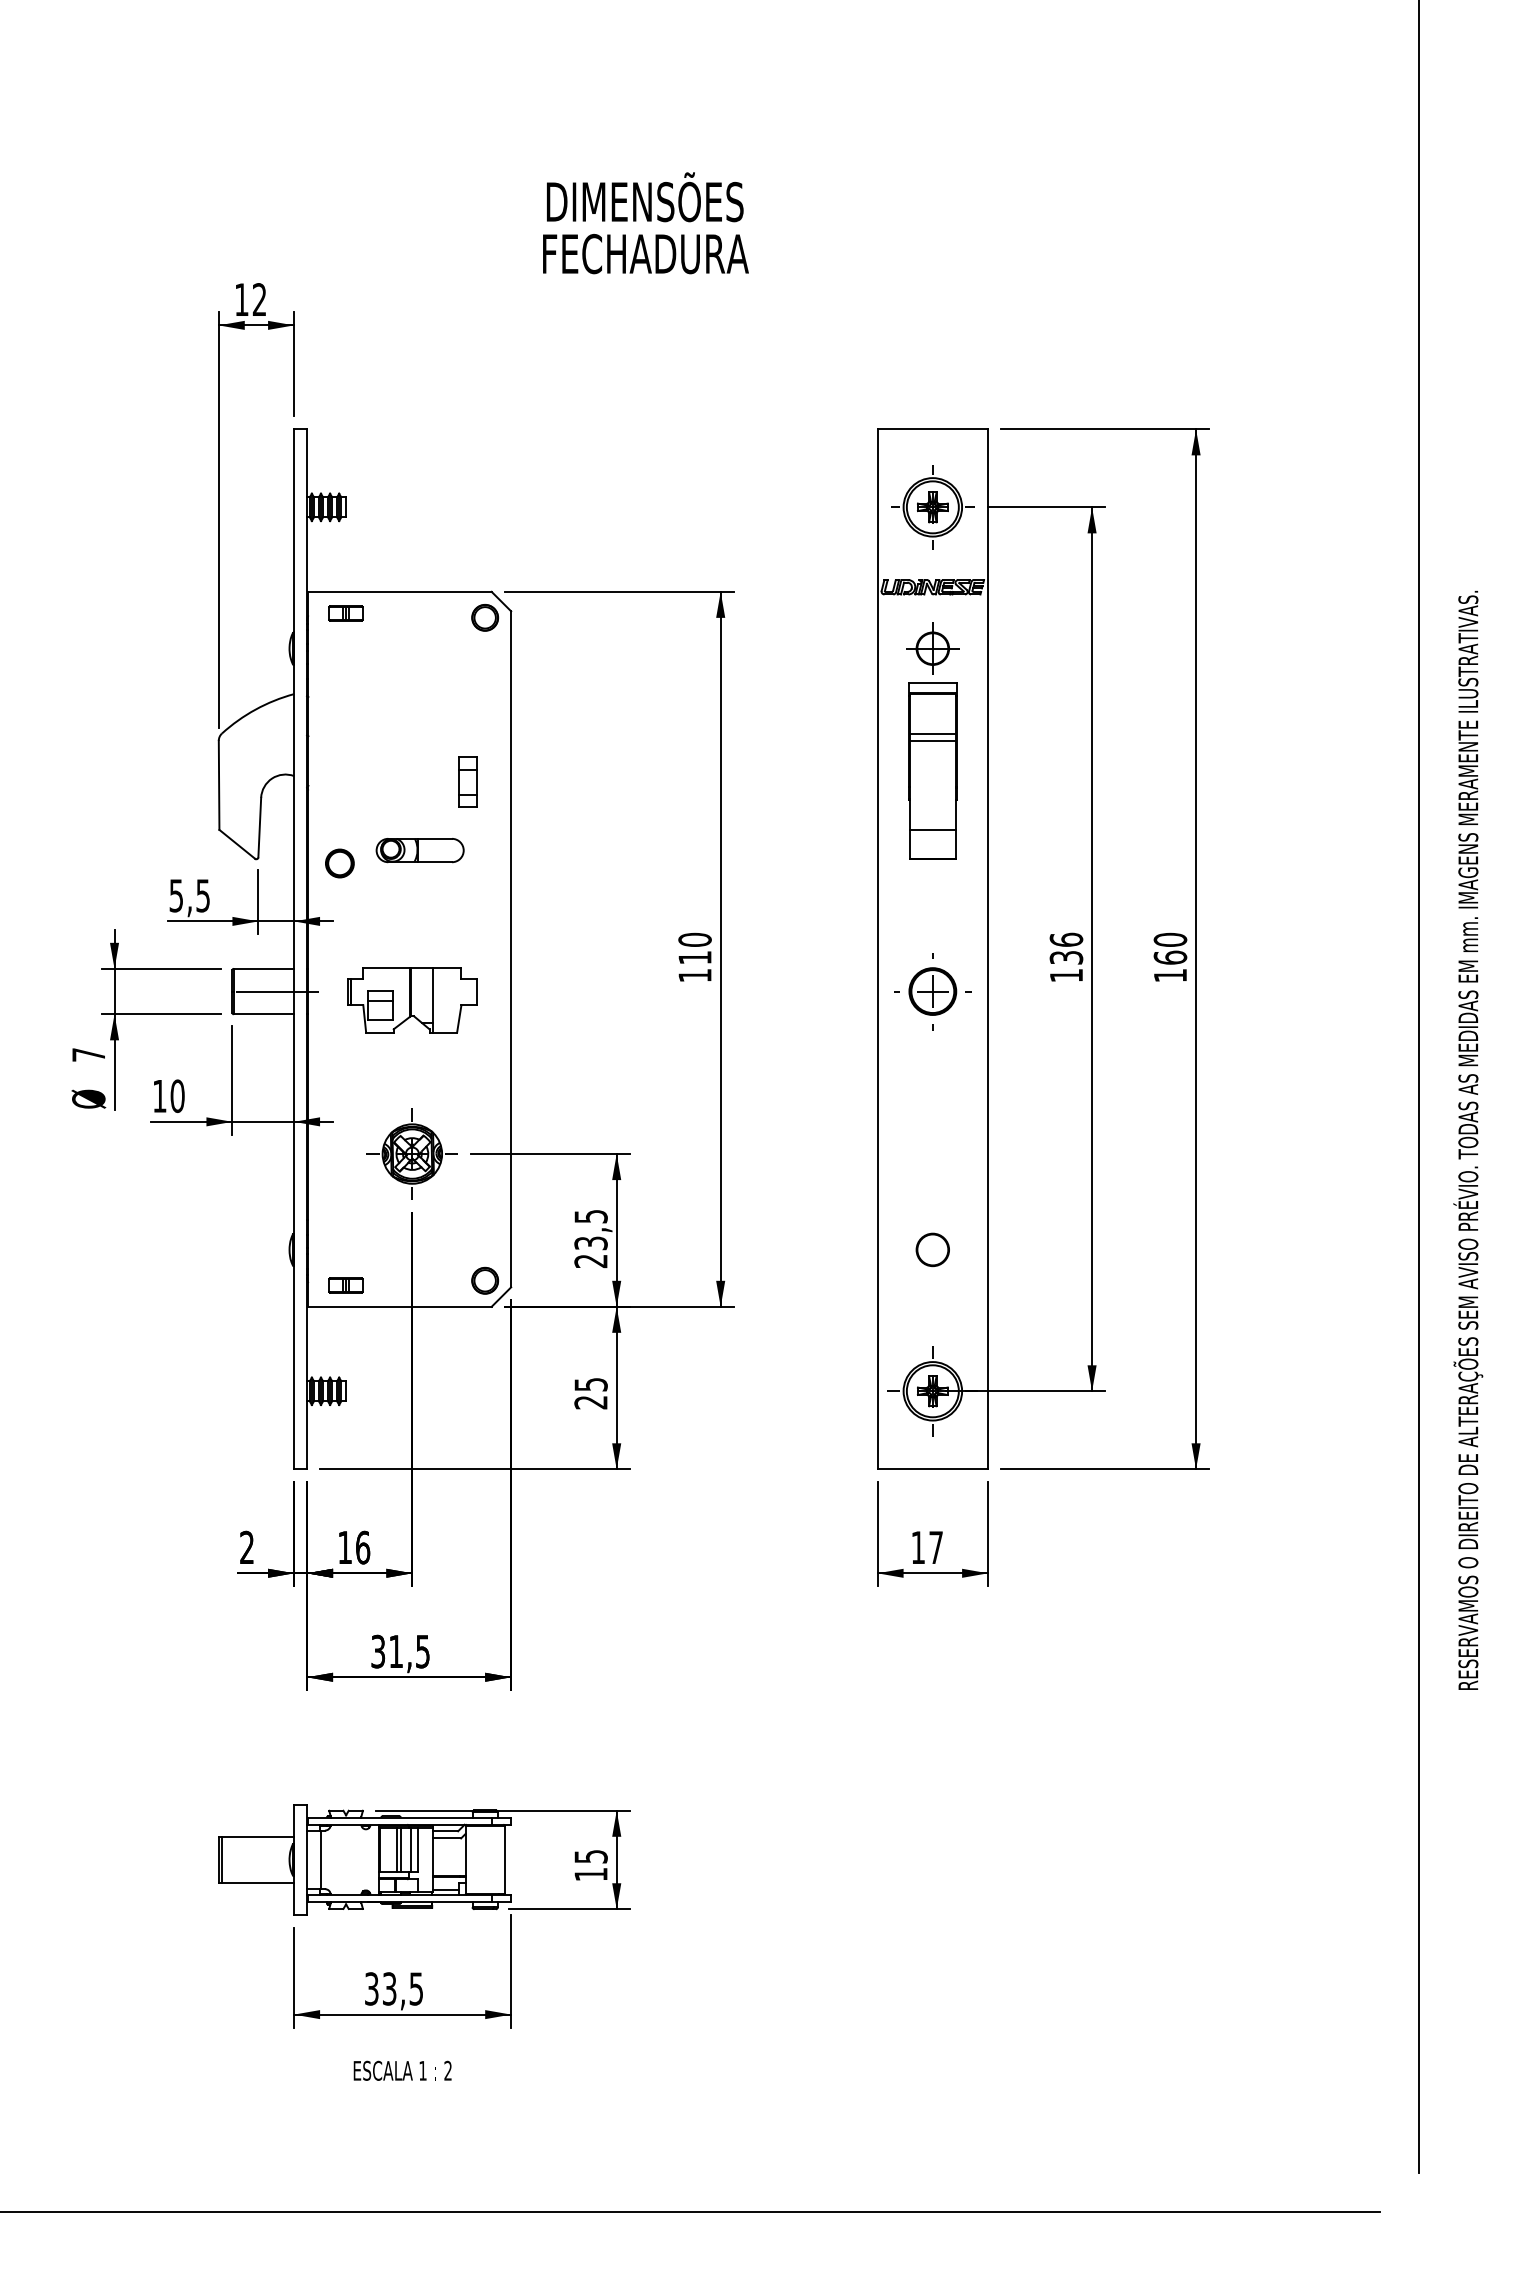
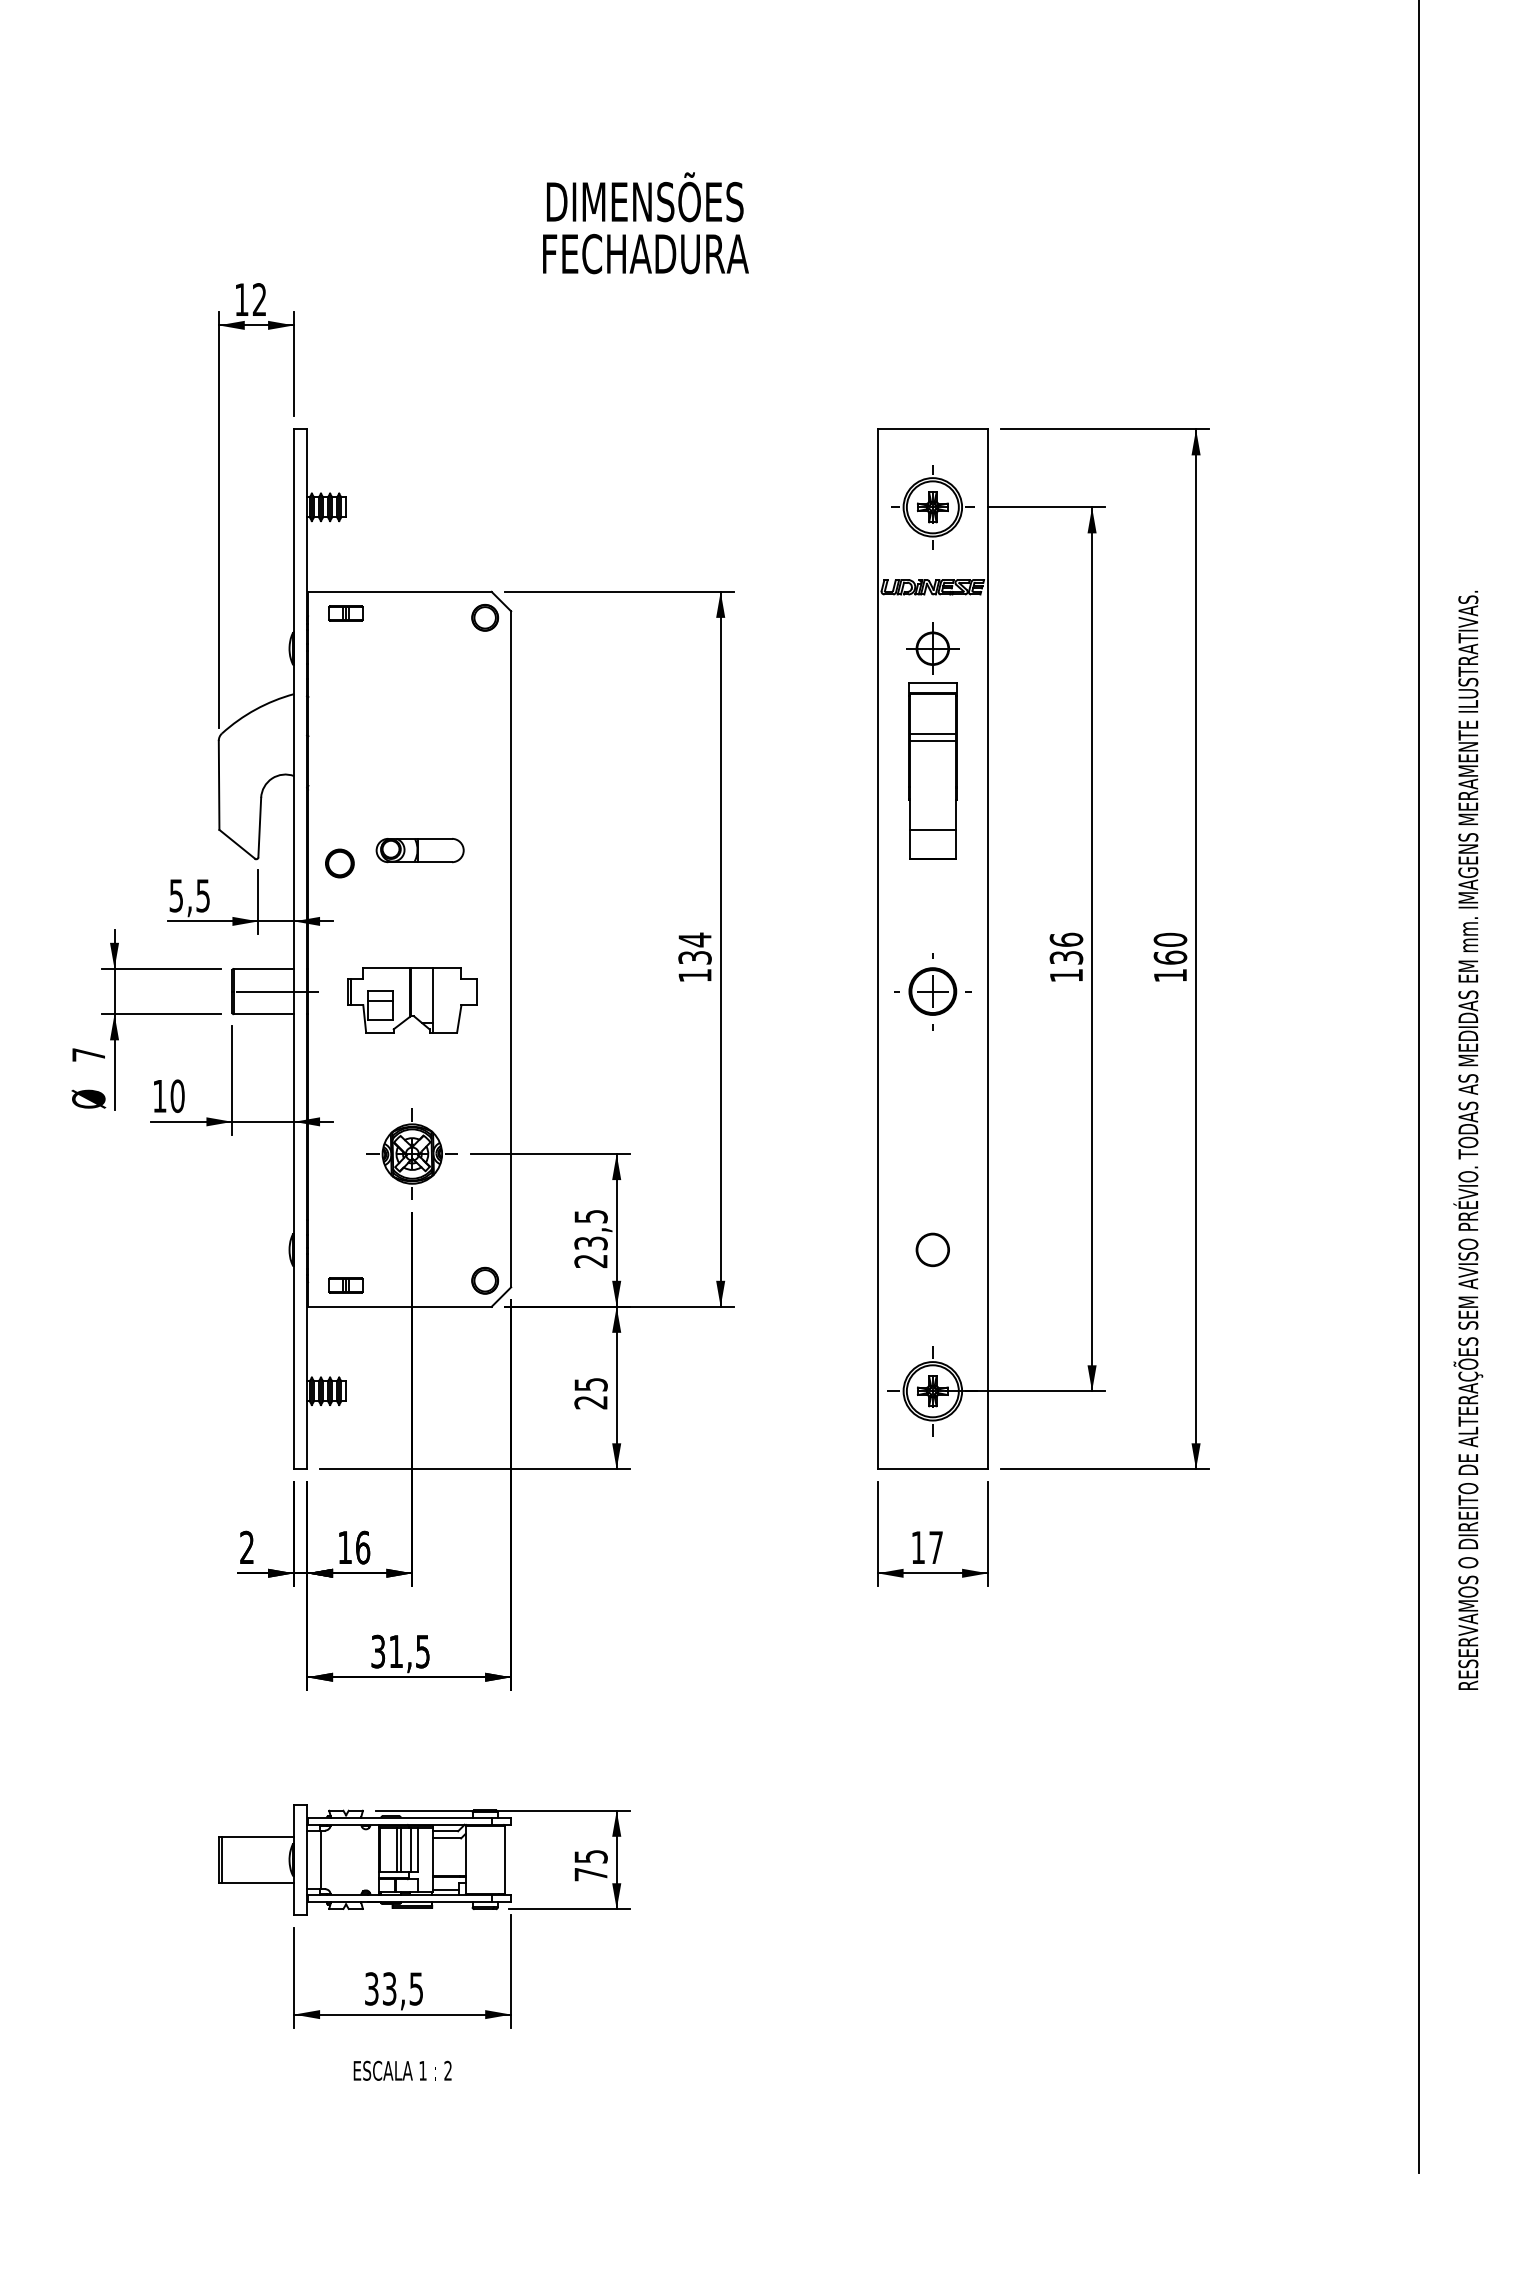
part: present -> none (467, 781)
text: 110 -> 134 (694, 948)
text: 15 -> 75 (590, 1874)
line: present -> none (690, 2211)
